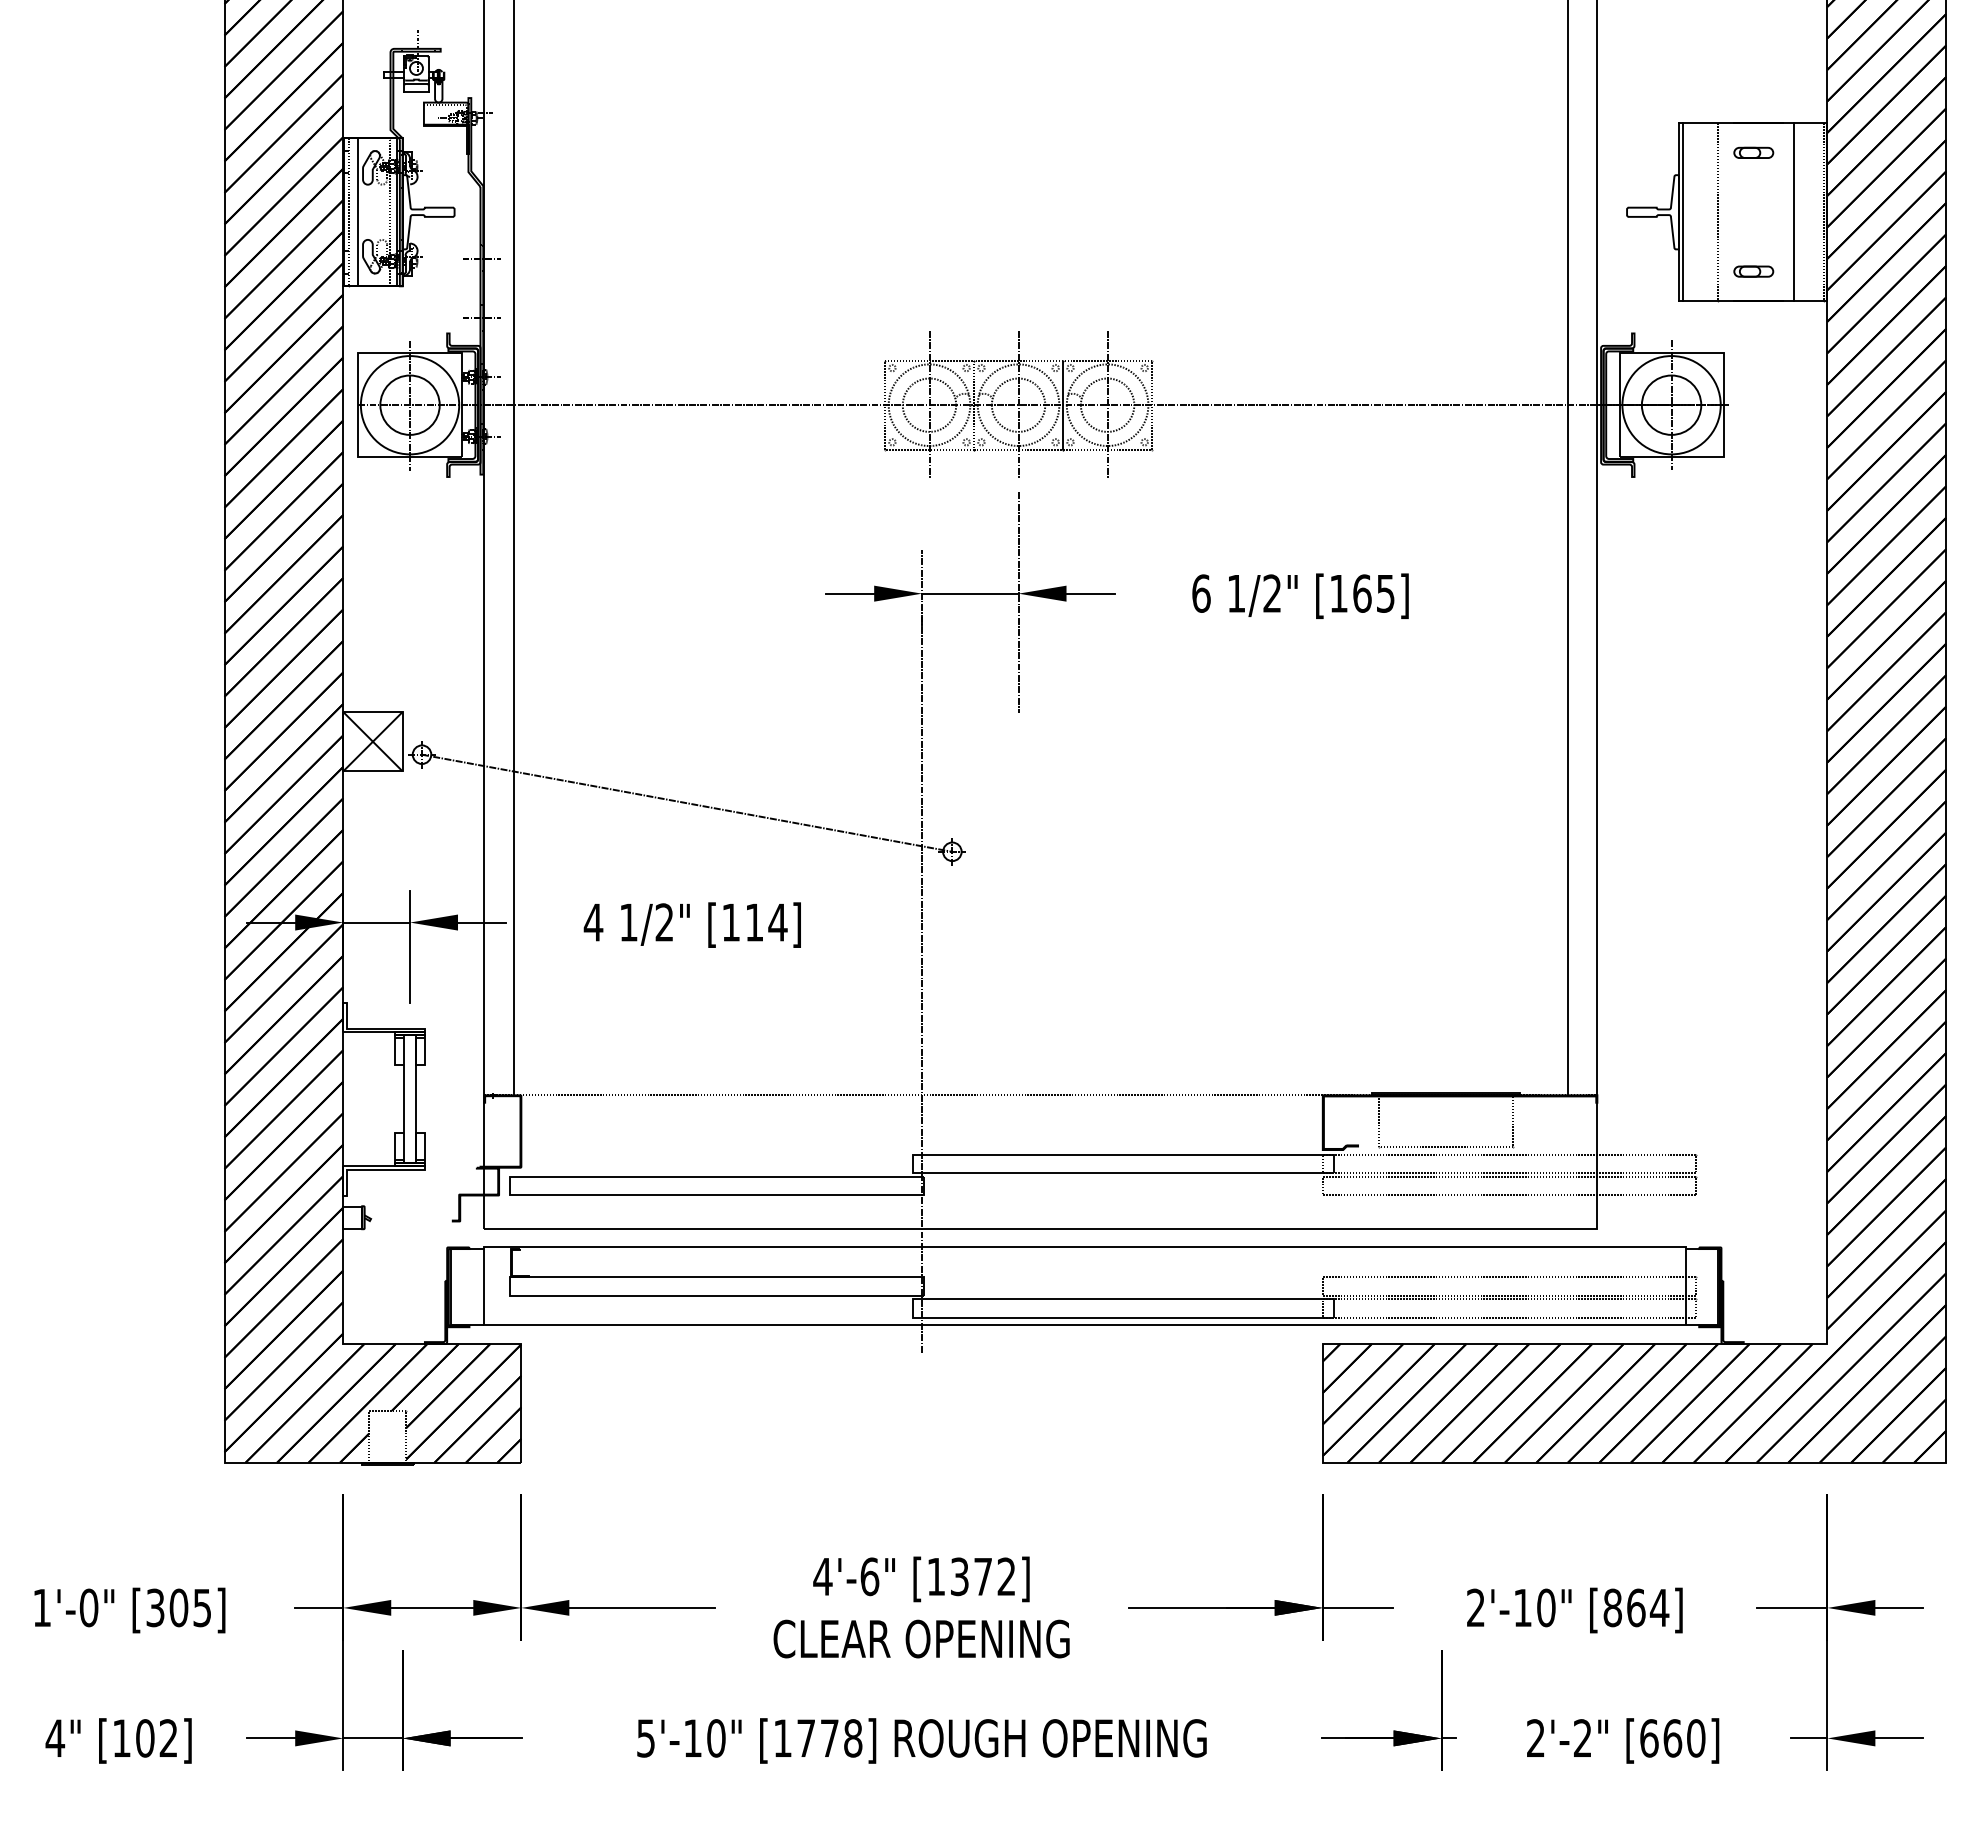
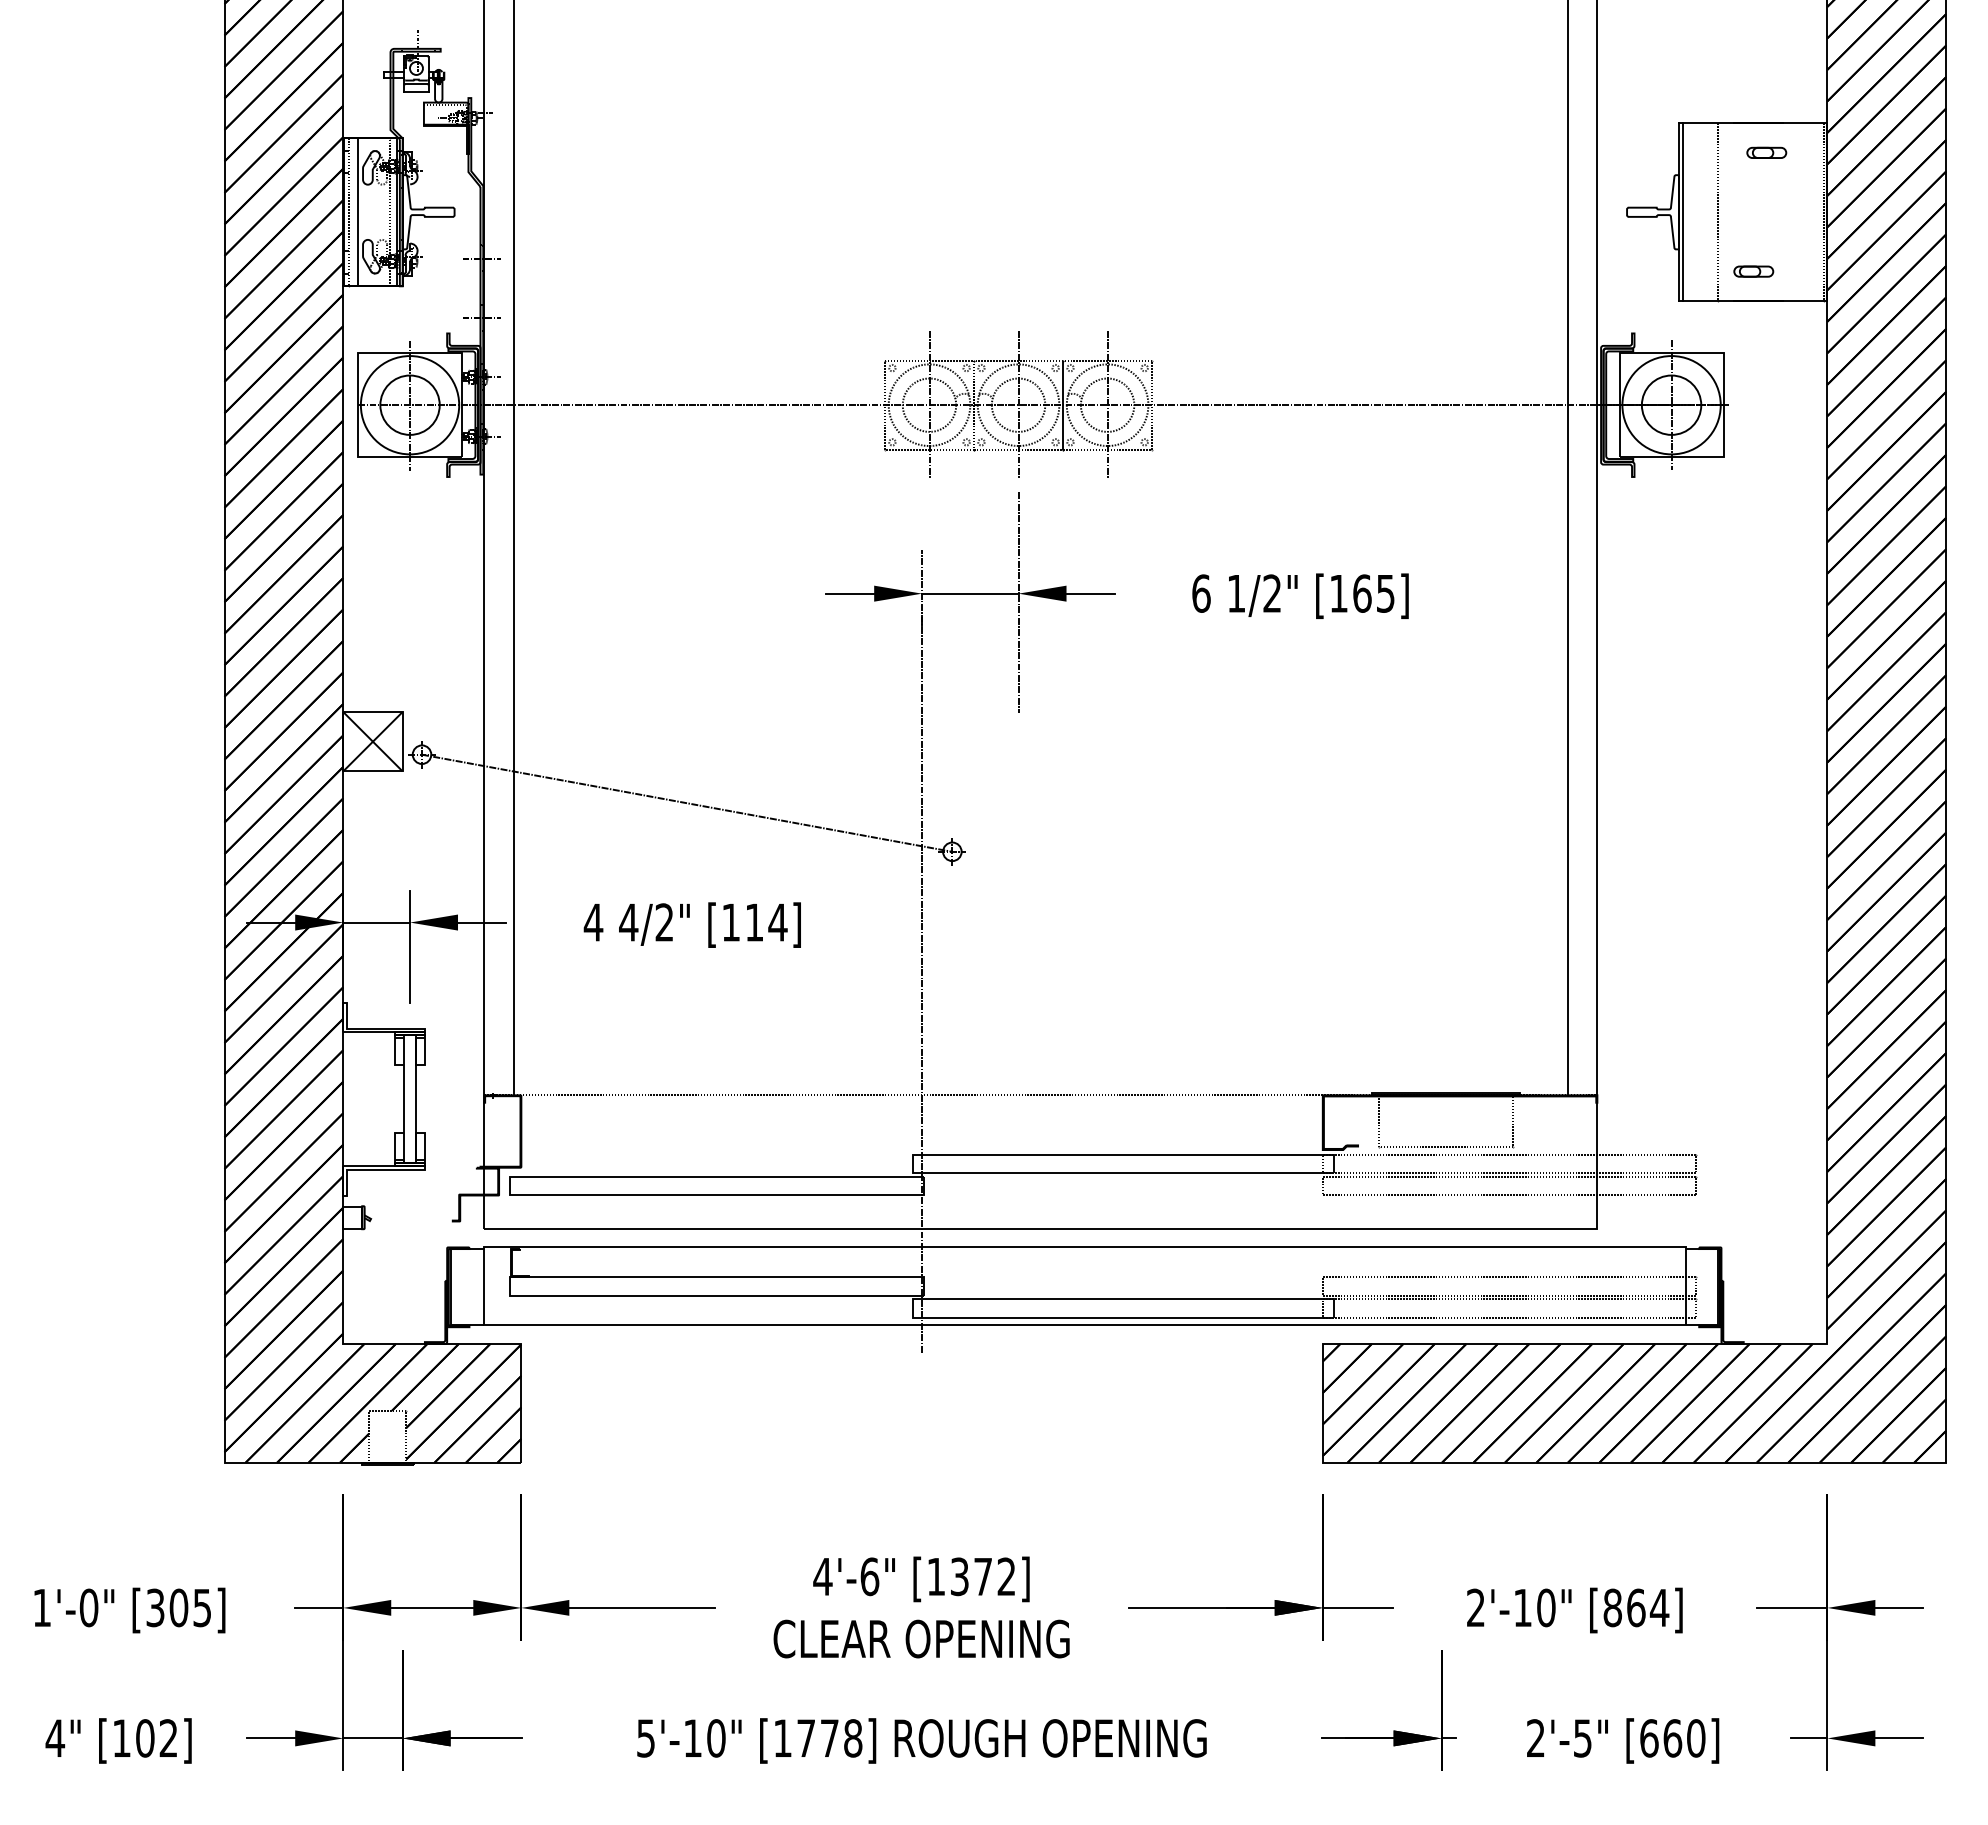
part position: (1753, 152) -> (1766, 152) (1766, 152)
line: present -> none (1794, 212)
text: 1/2" -> 4/2" (628, 922)
text: 2'-2" -> 2'-5" (1582, 1738)
